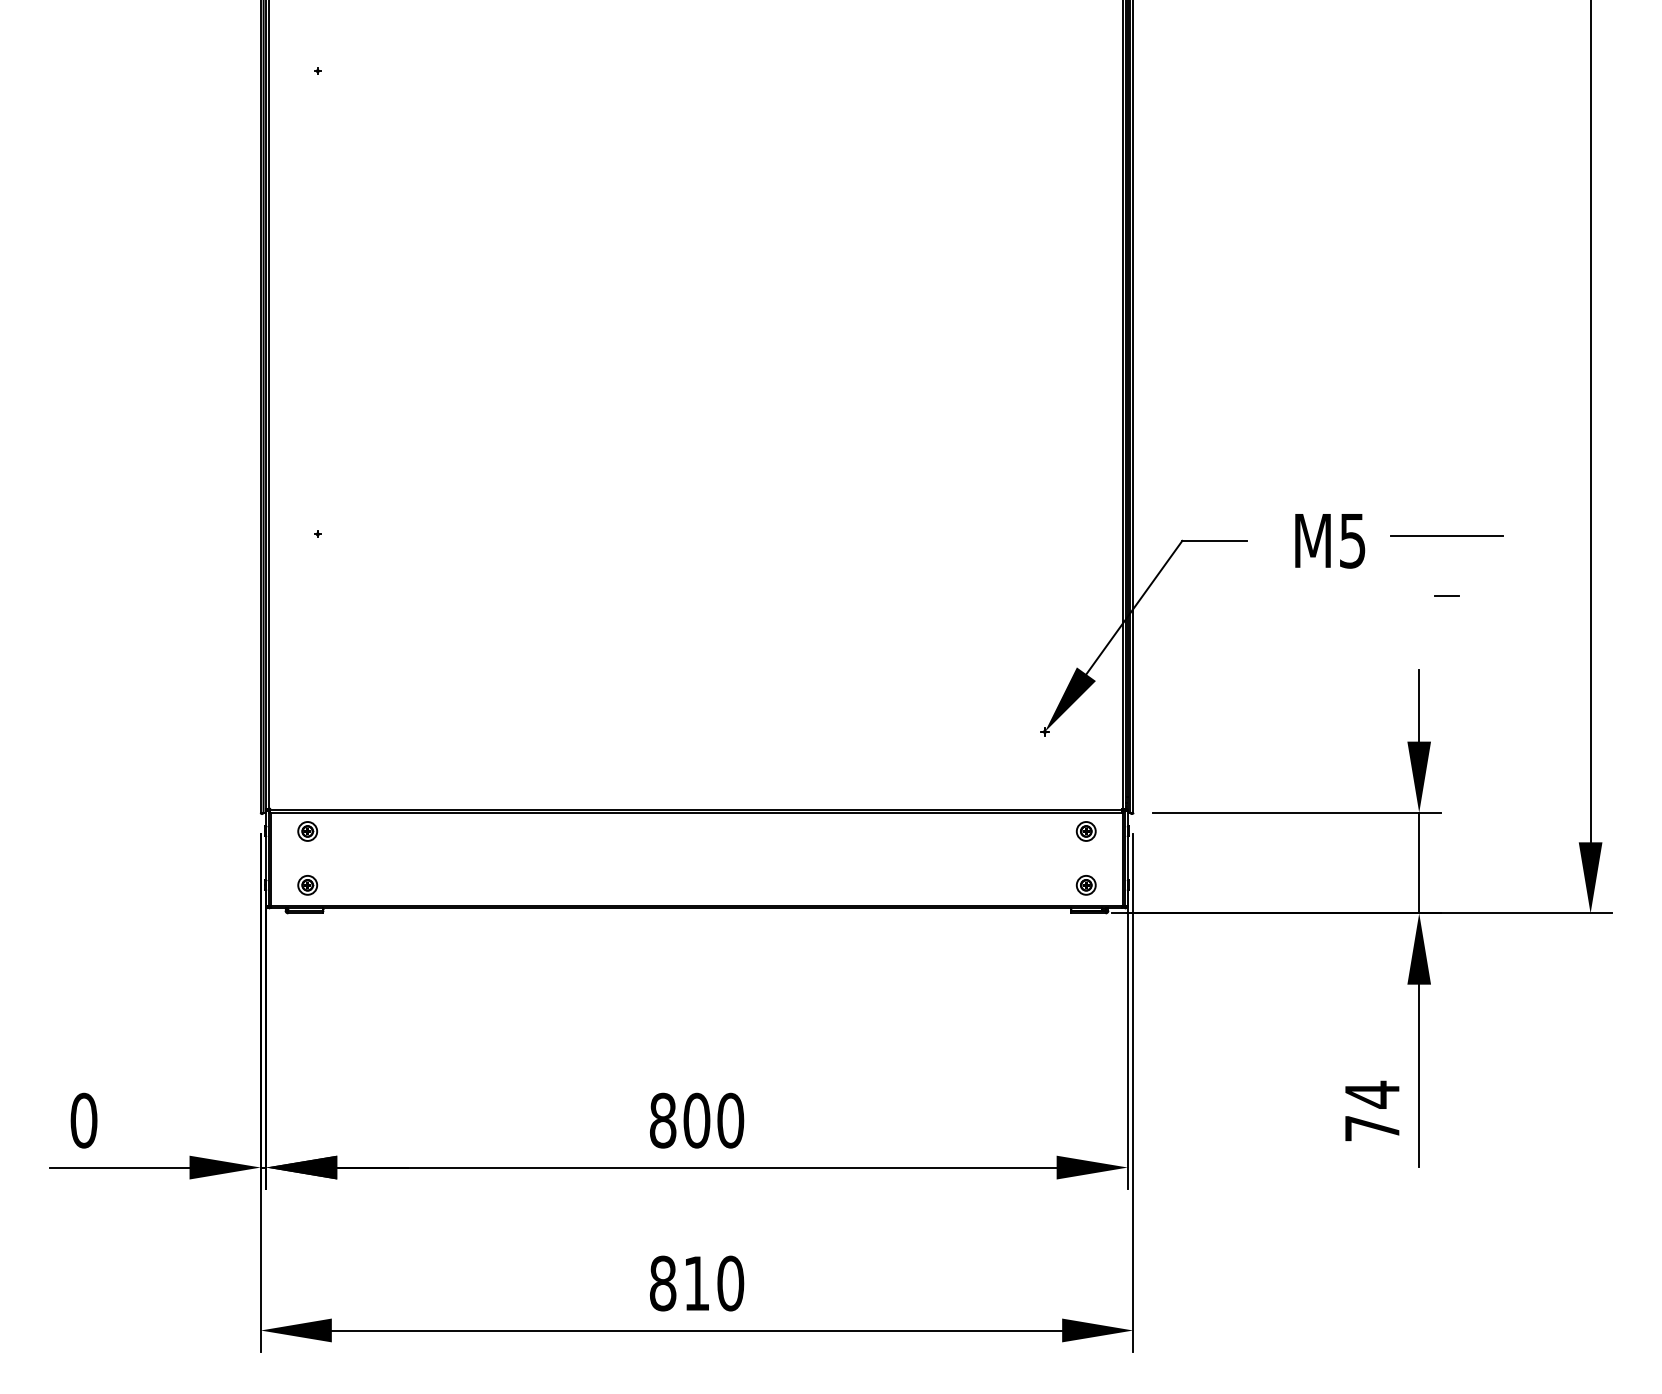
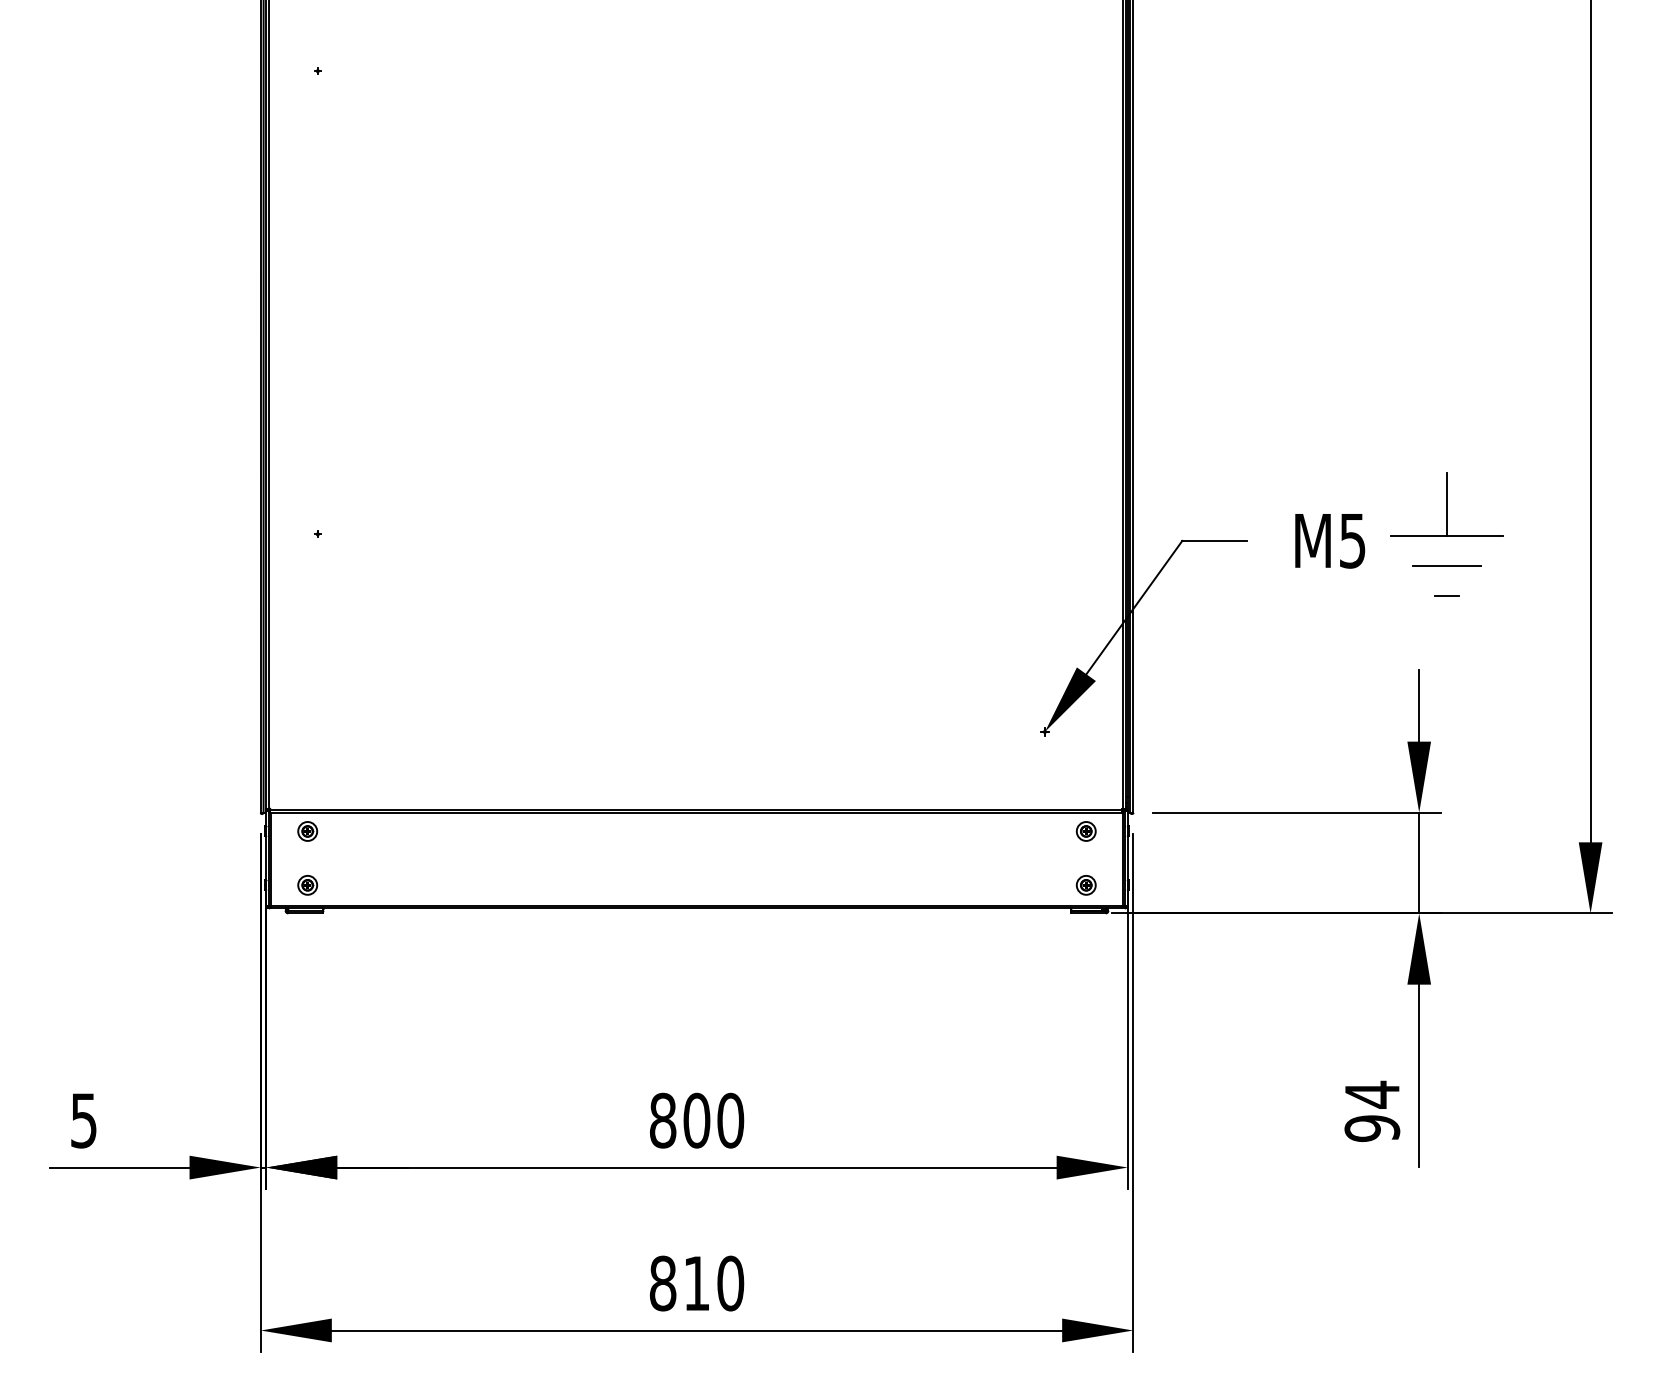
line: none -> present (1447, 504)
line: none -> present (1446, 565)
text: 0 -> 5 (83, 1120)
text: 74 -> 94 (1372, 1128)
